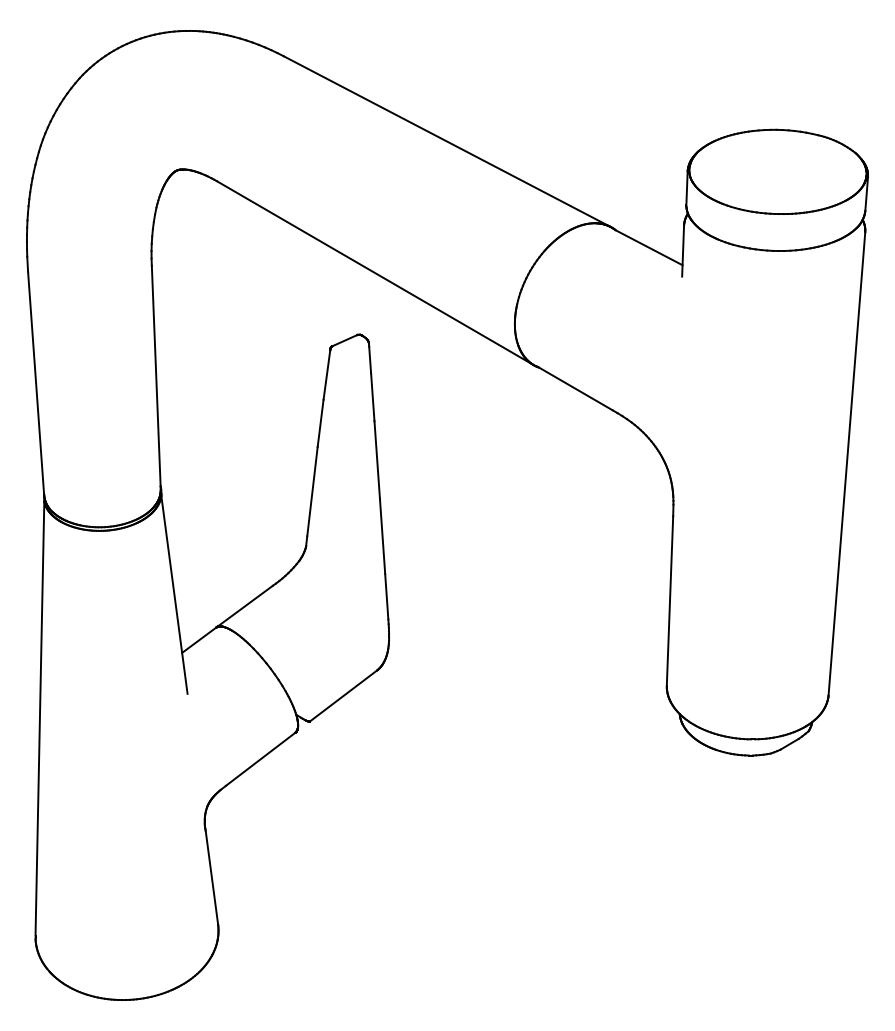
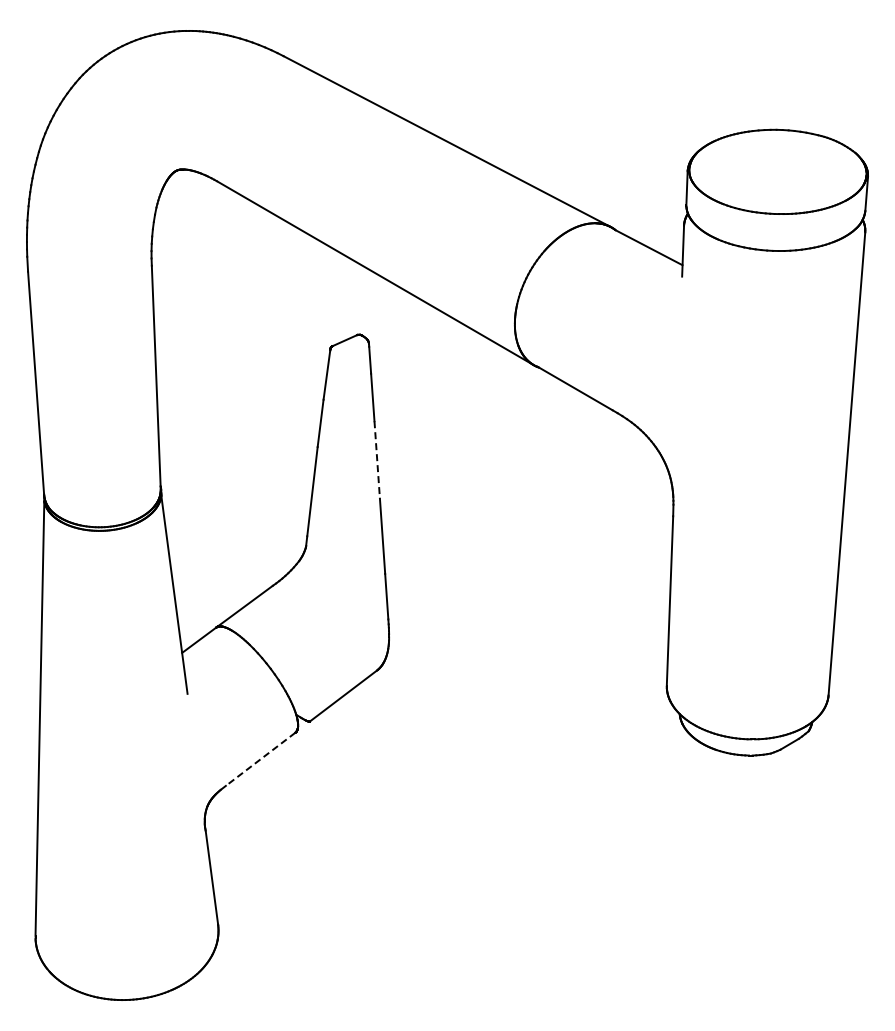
line: solid -> dashed (377, 459)
line: solid -> dashed (260, 759)
